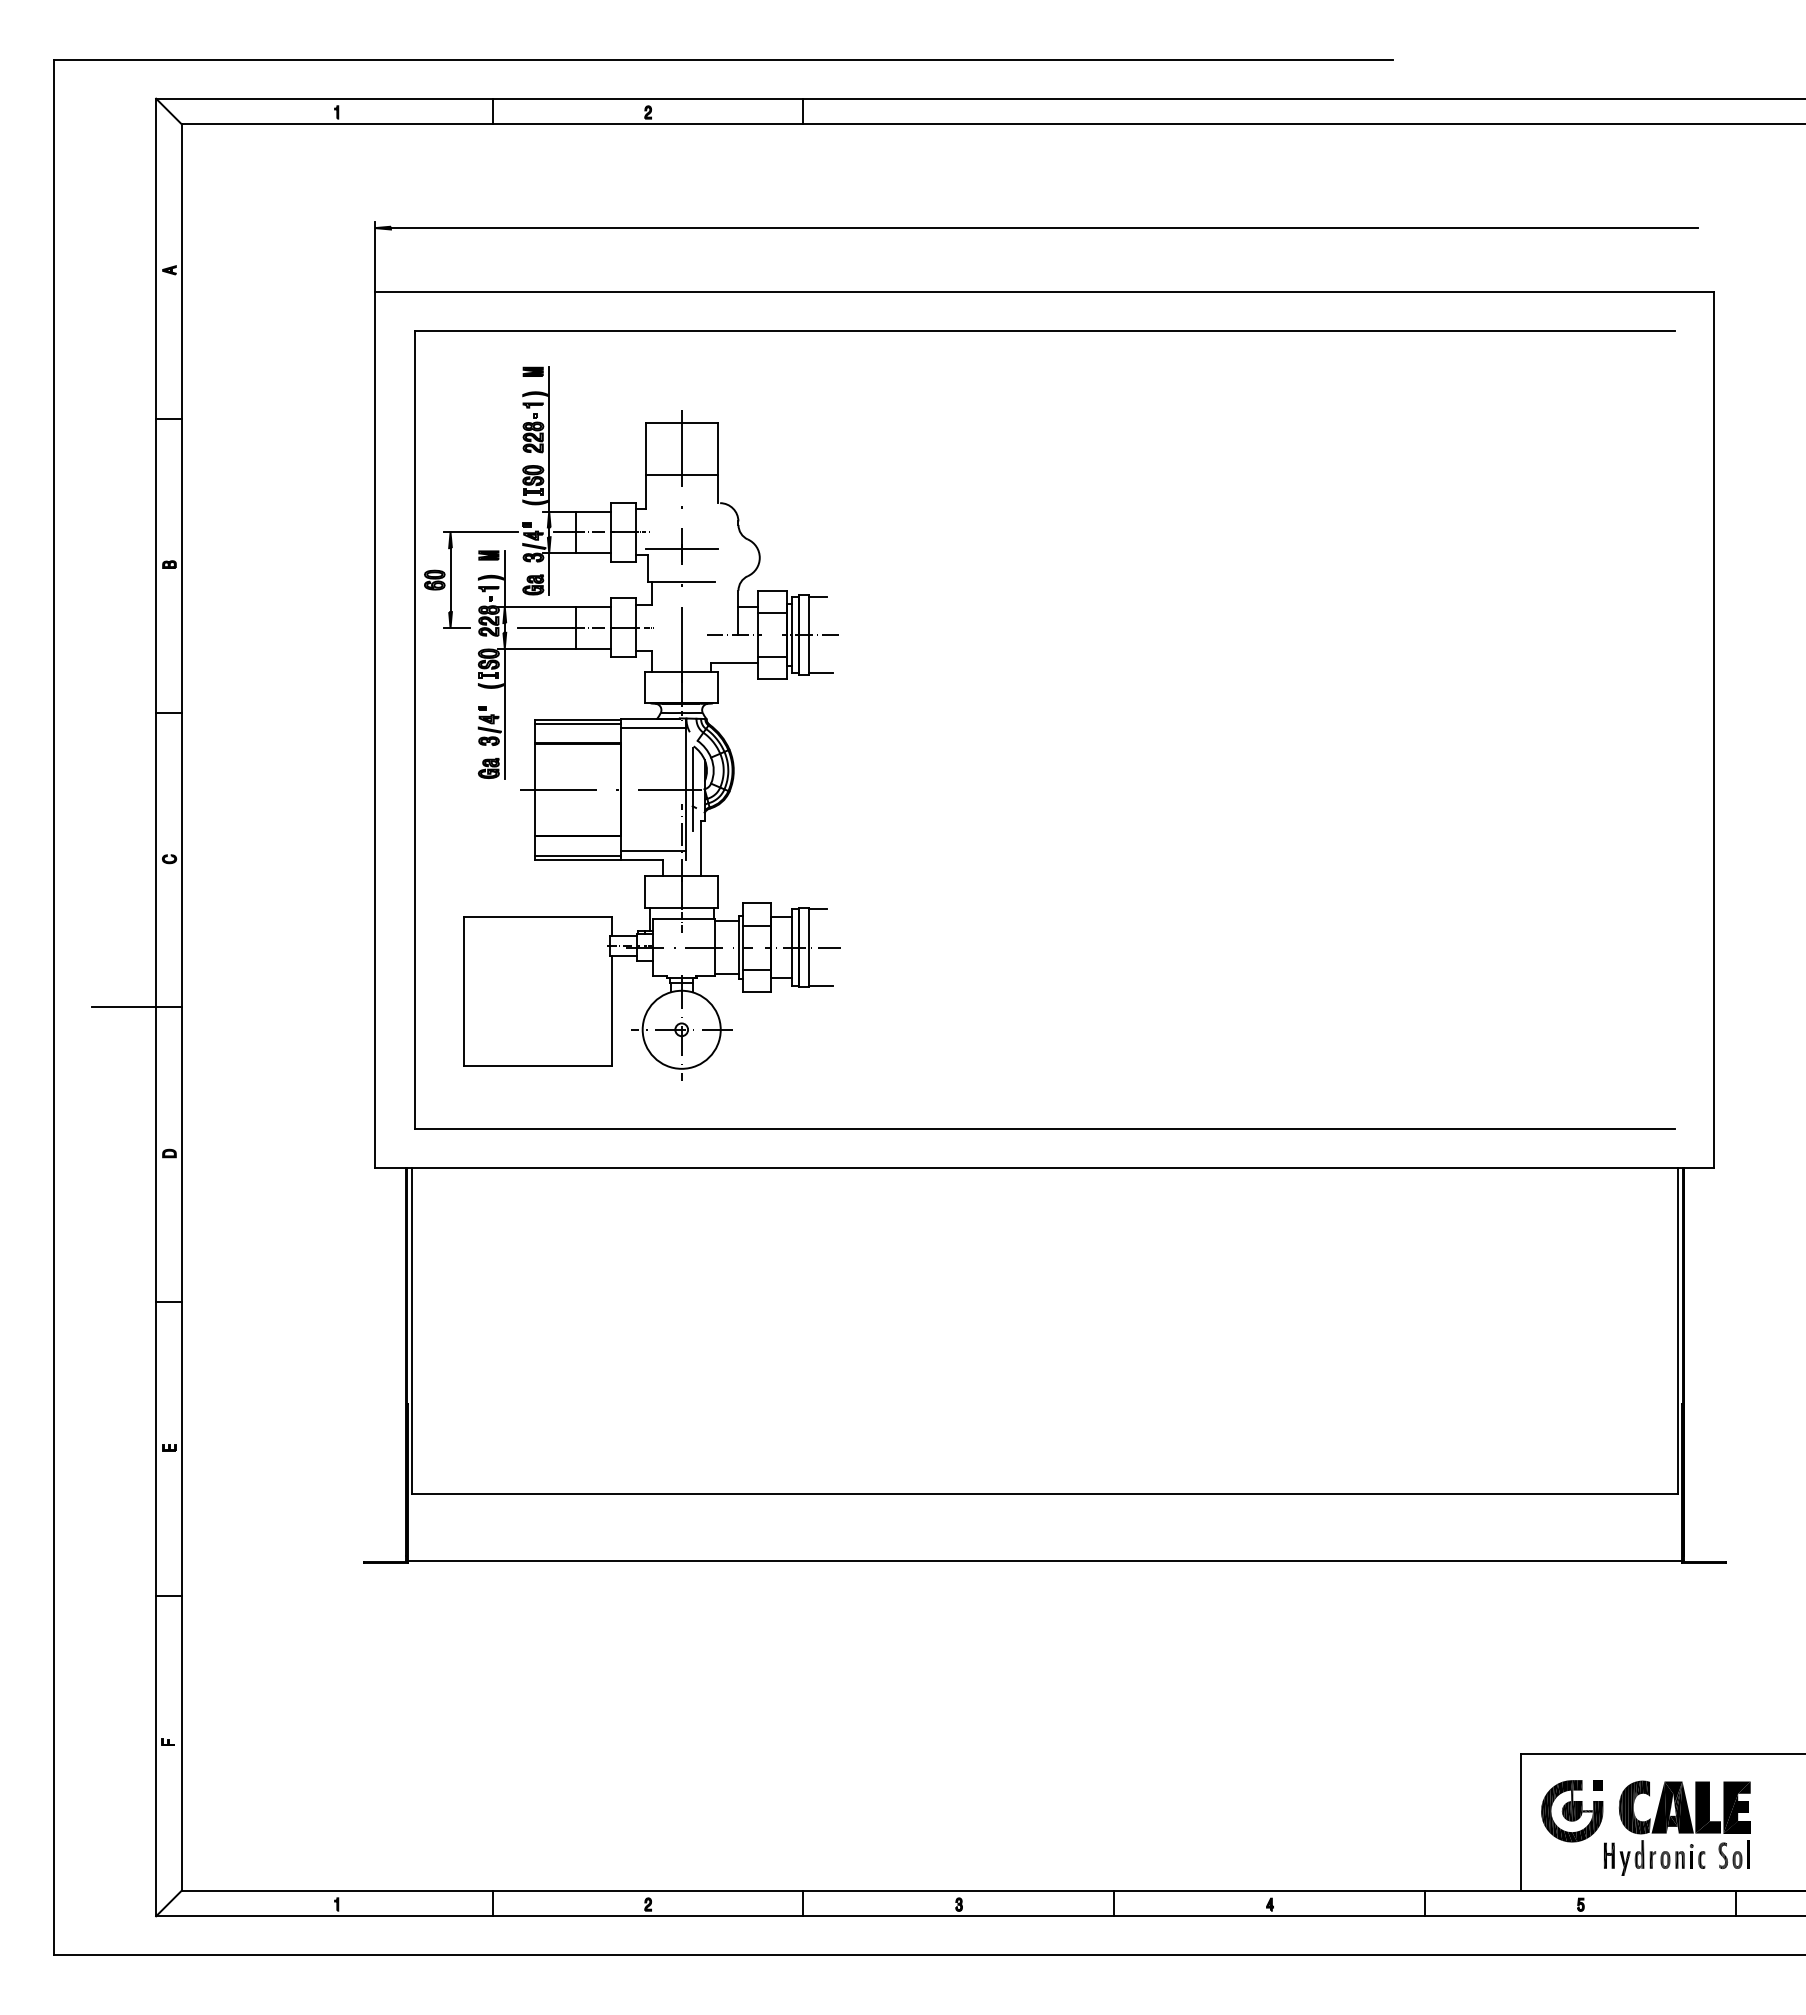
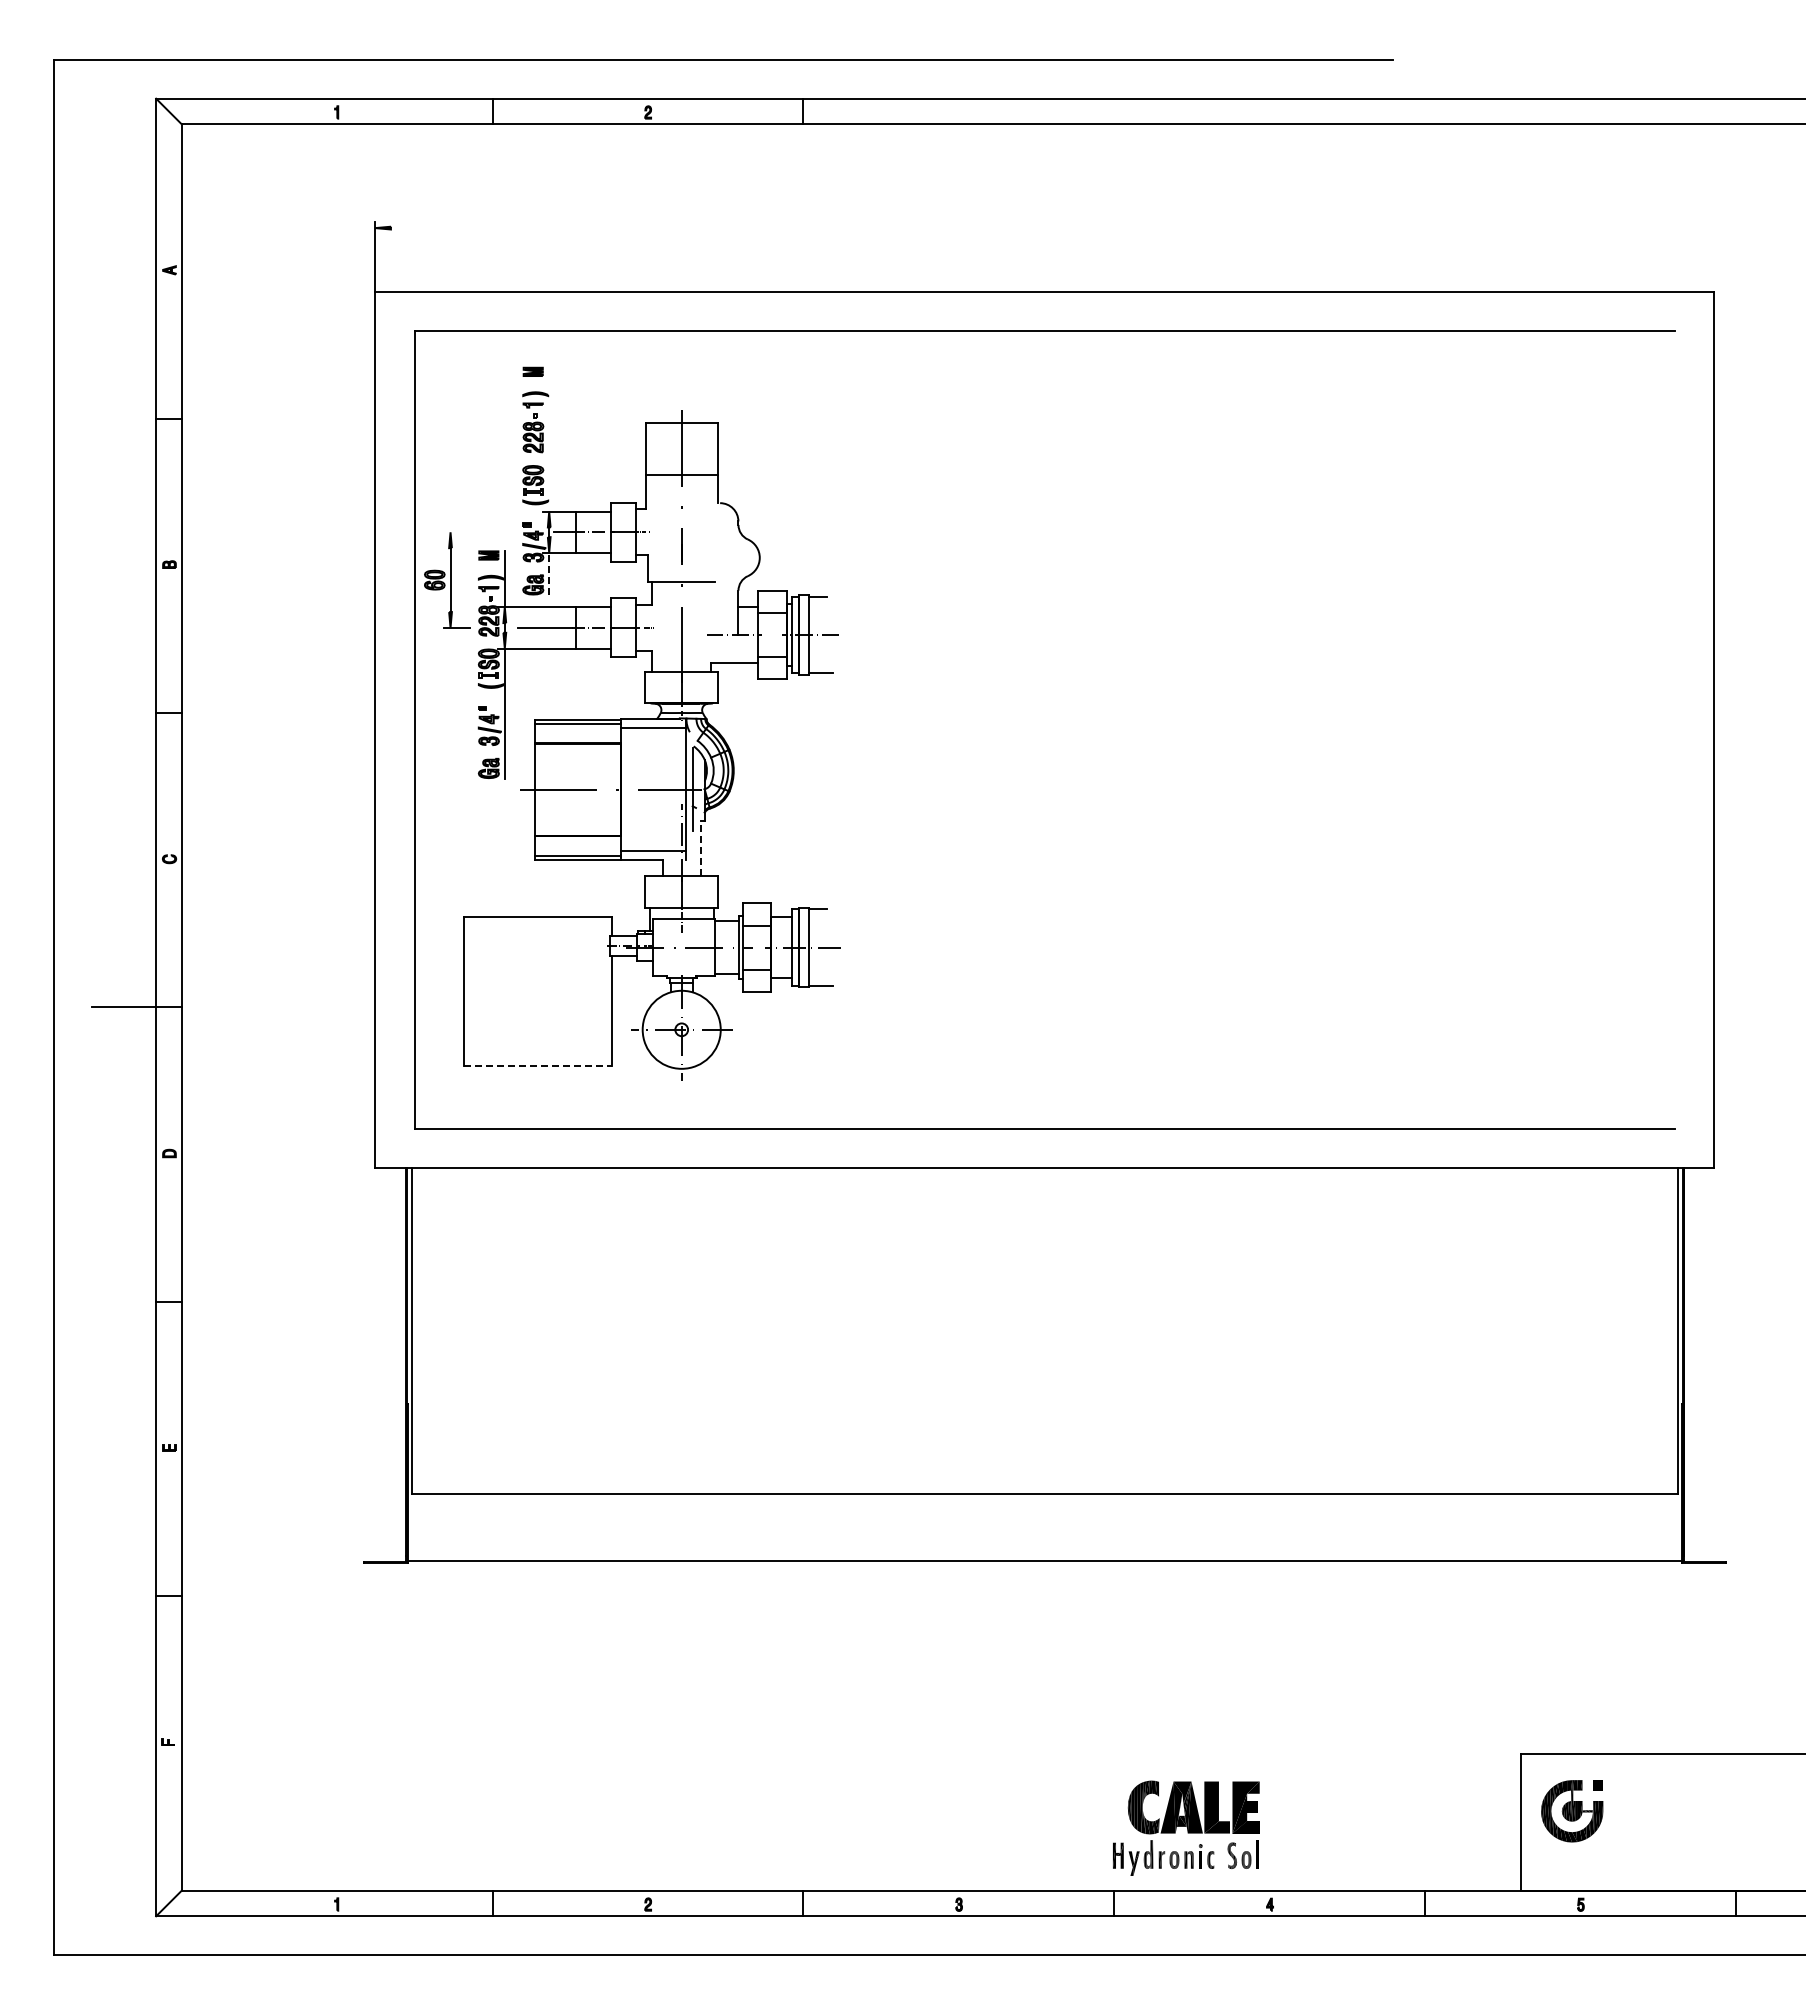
line: present -> none (1044, 228)
line: present -> none (549, 438)
line: present -> none (480, 532)
line: present -> none (681, 548)
line: solid -> dashed (549, 573)
line: solid -> dashed (700, 848)
line: solid -> dashed (538, 1065)
part position: (1677, 1827) -> (1186, 1827) (1186, 1827)
